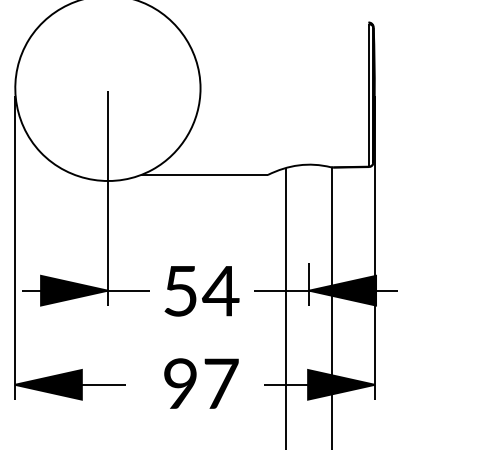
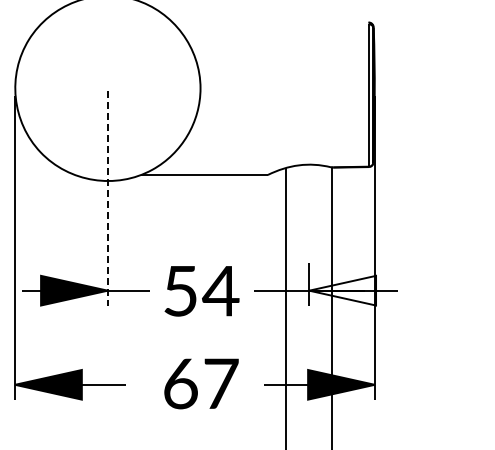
line: solid -> dashed (107, 198)
fill: present -> none (342, 290)
text: 97 -> 67 (180, 383)
